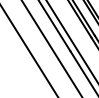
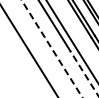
line: solid -> dashed (51, 48)
line: solid -> dashed (84, 73)
